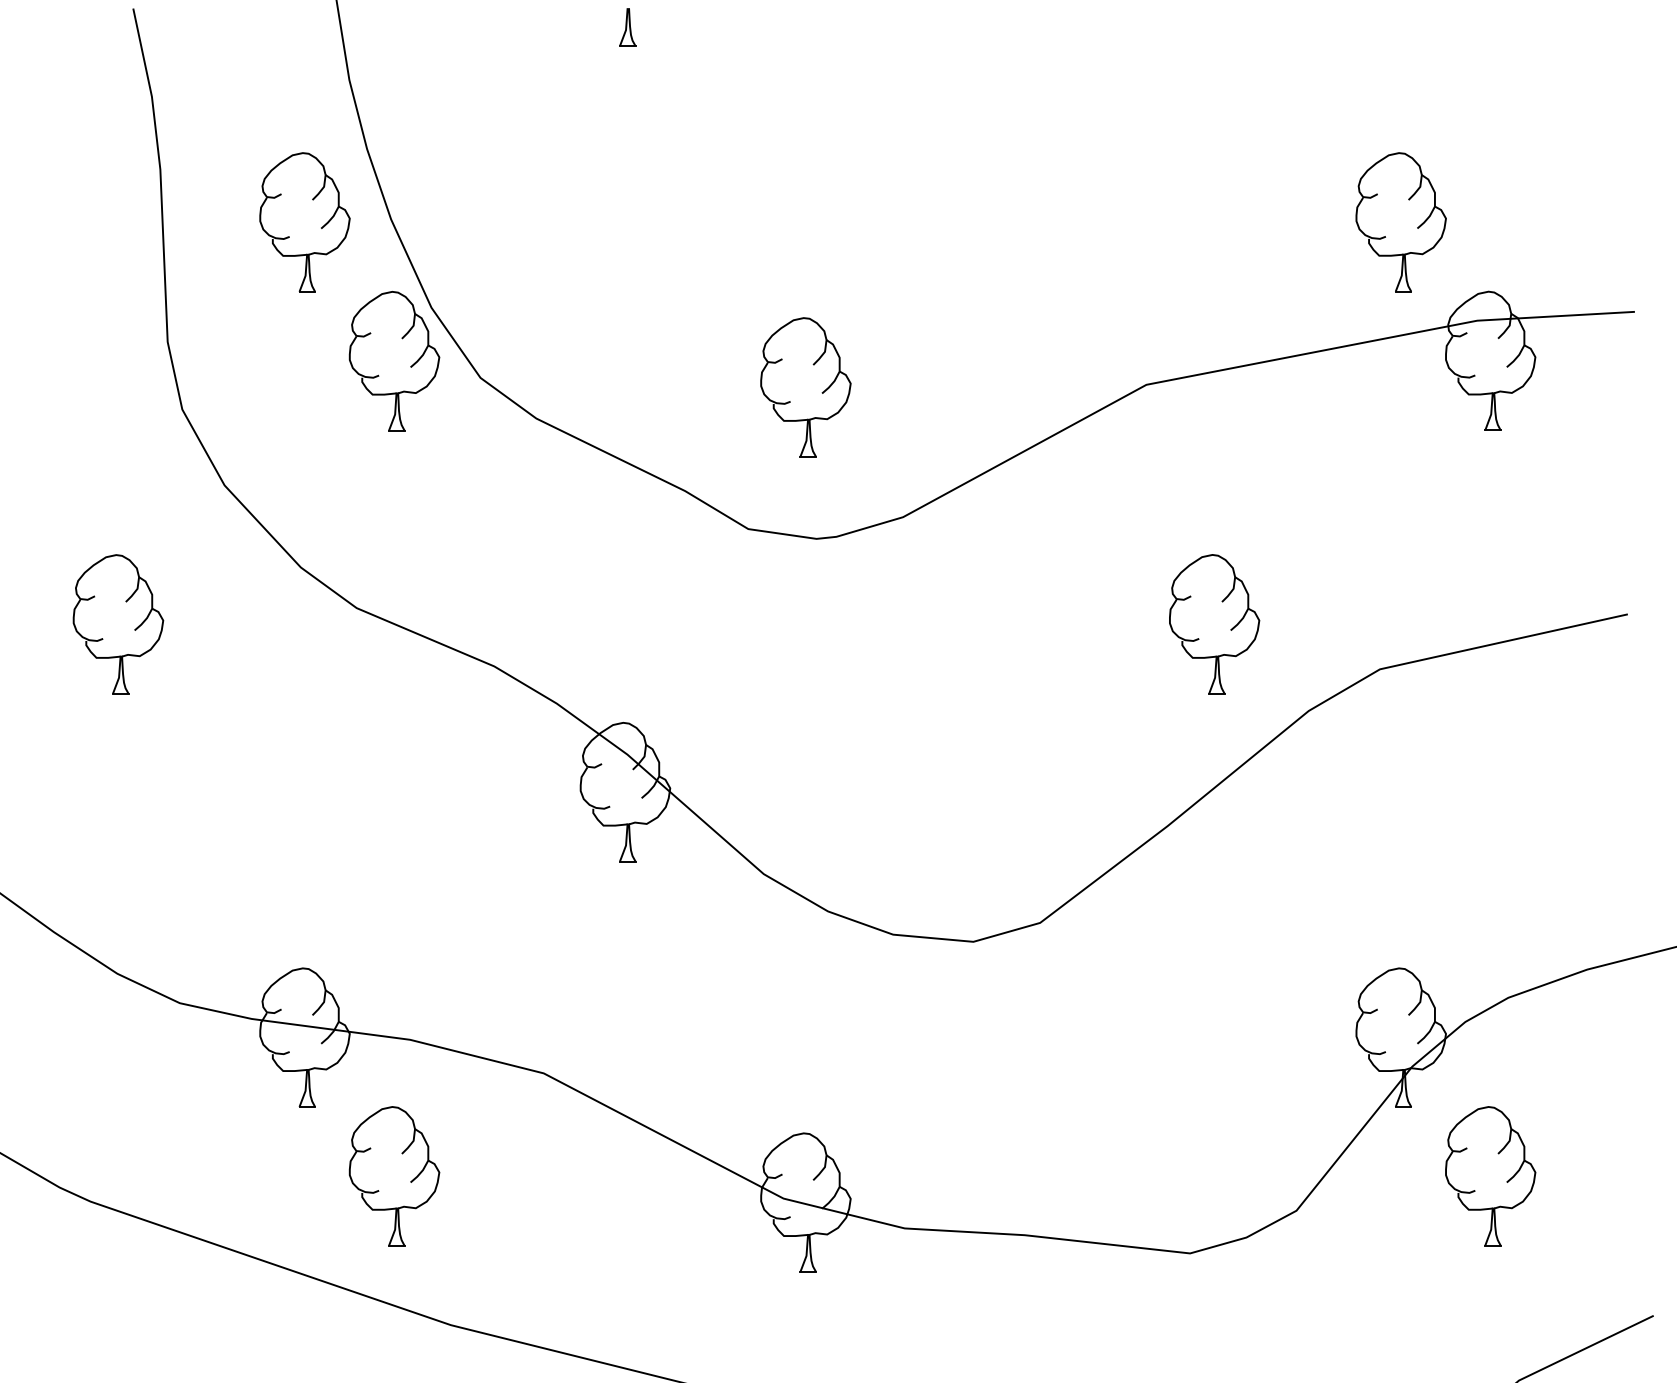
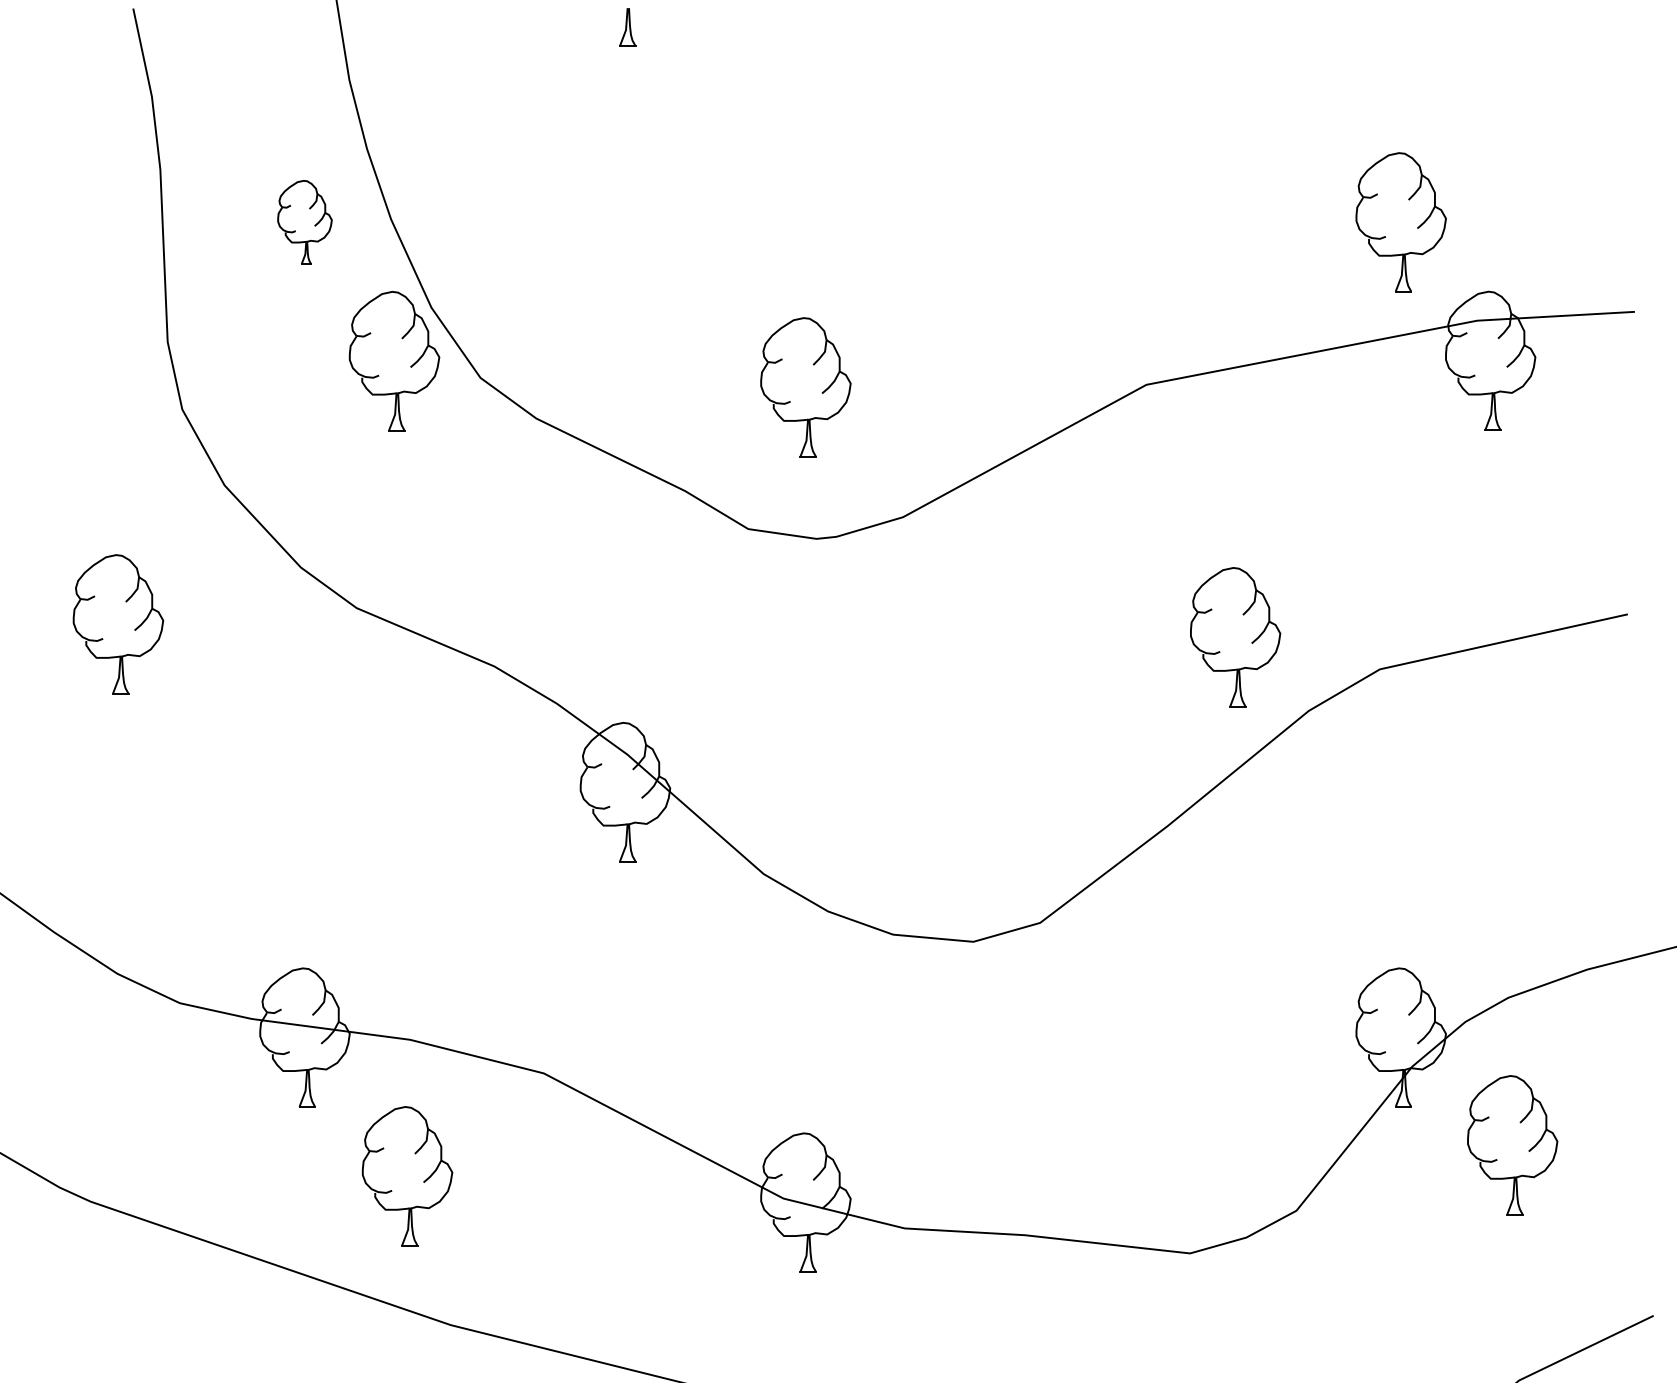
part size: 92x141 px -> 56x85 px (304, 222)
part position: (1214, 624) -> (1235, 637) (1235, 637)
part position: (394, 1176) -> (407, 1176) (407, 1176)
part position: (1490, 1176) -> (1512, 1145) (1512, 1145)
